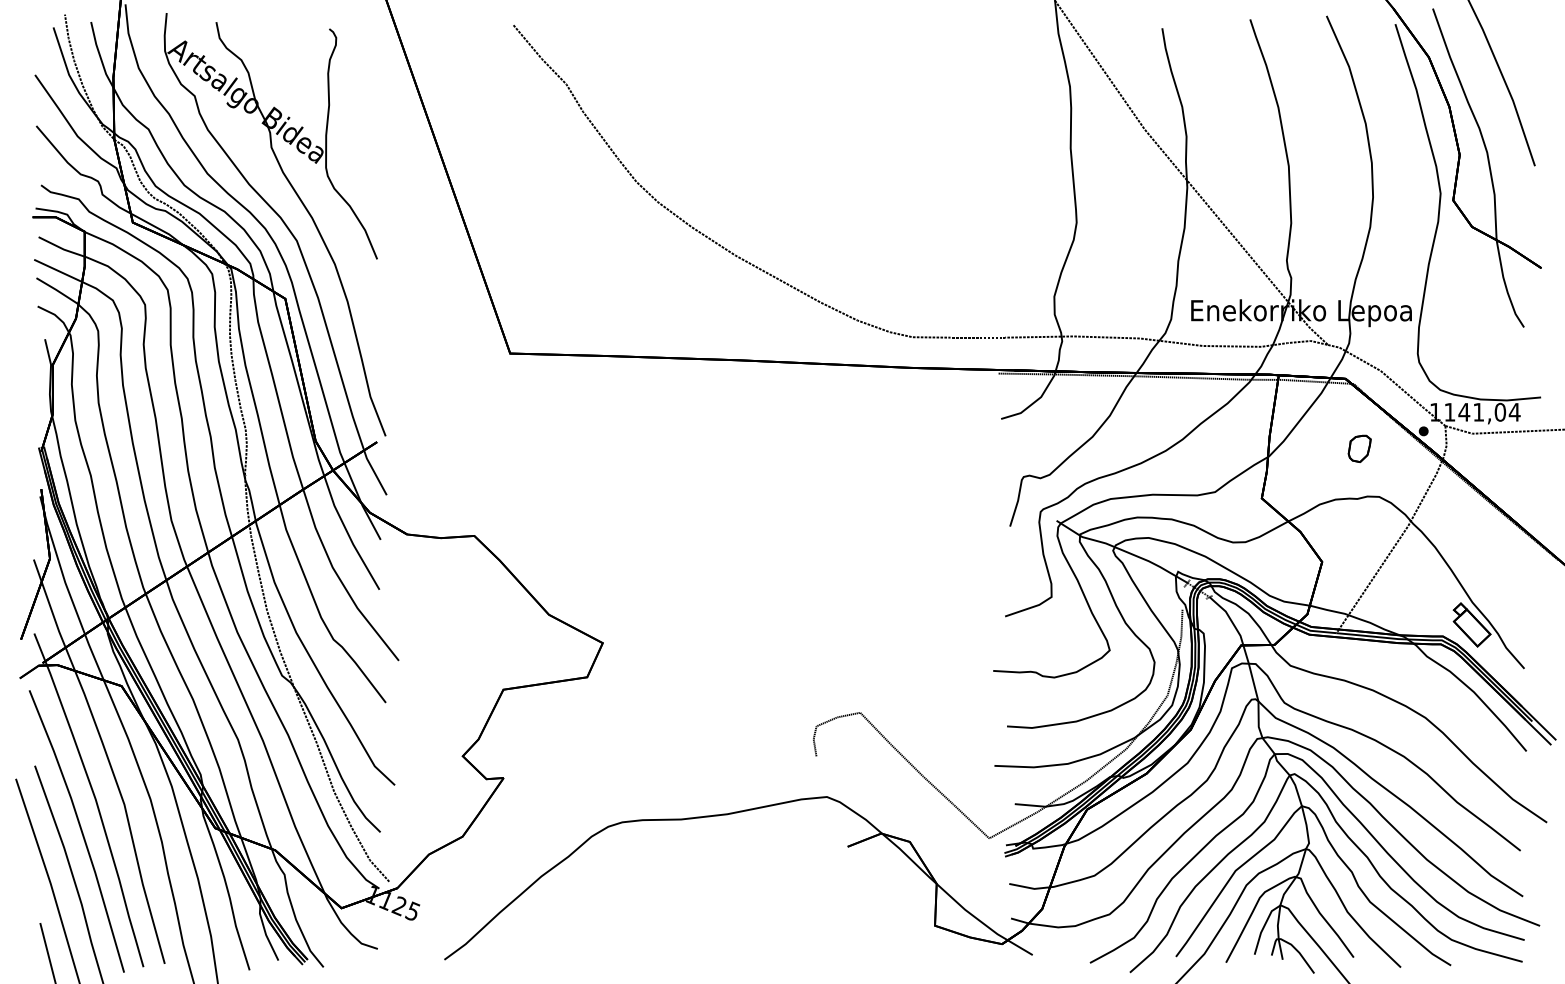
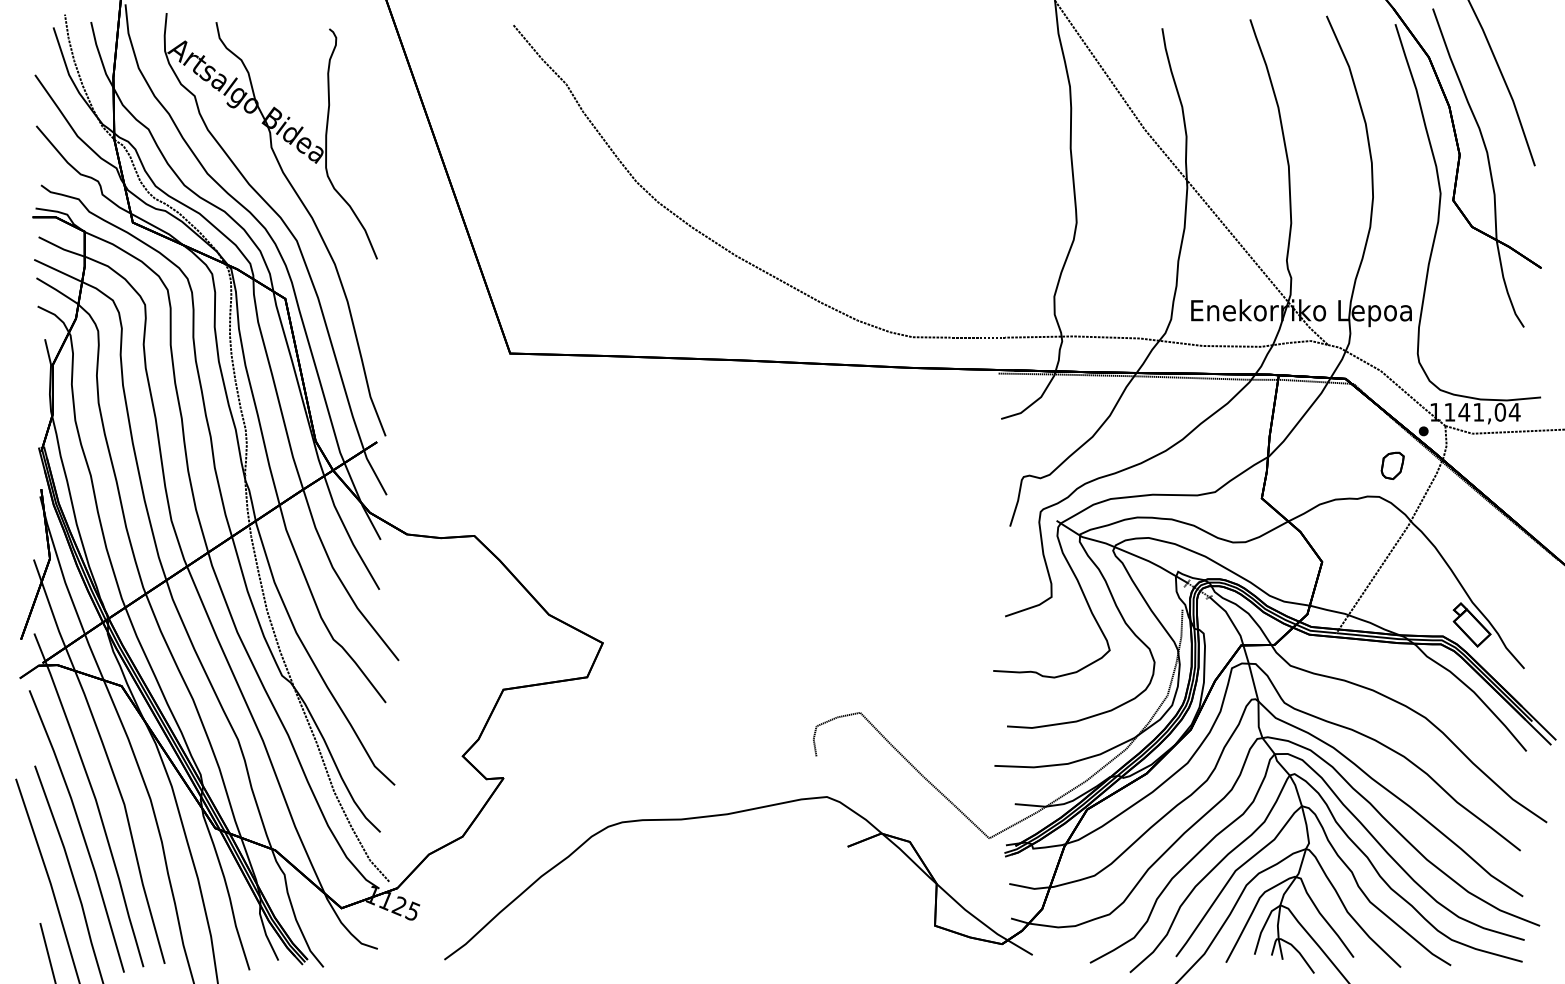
part position: (1359, 448) -> (1392, 465) (1392, 465)
